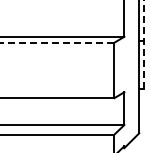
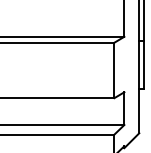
line: dashed -> solid (57, 42)
line: dashed -> solid (144, 44)
